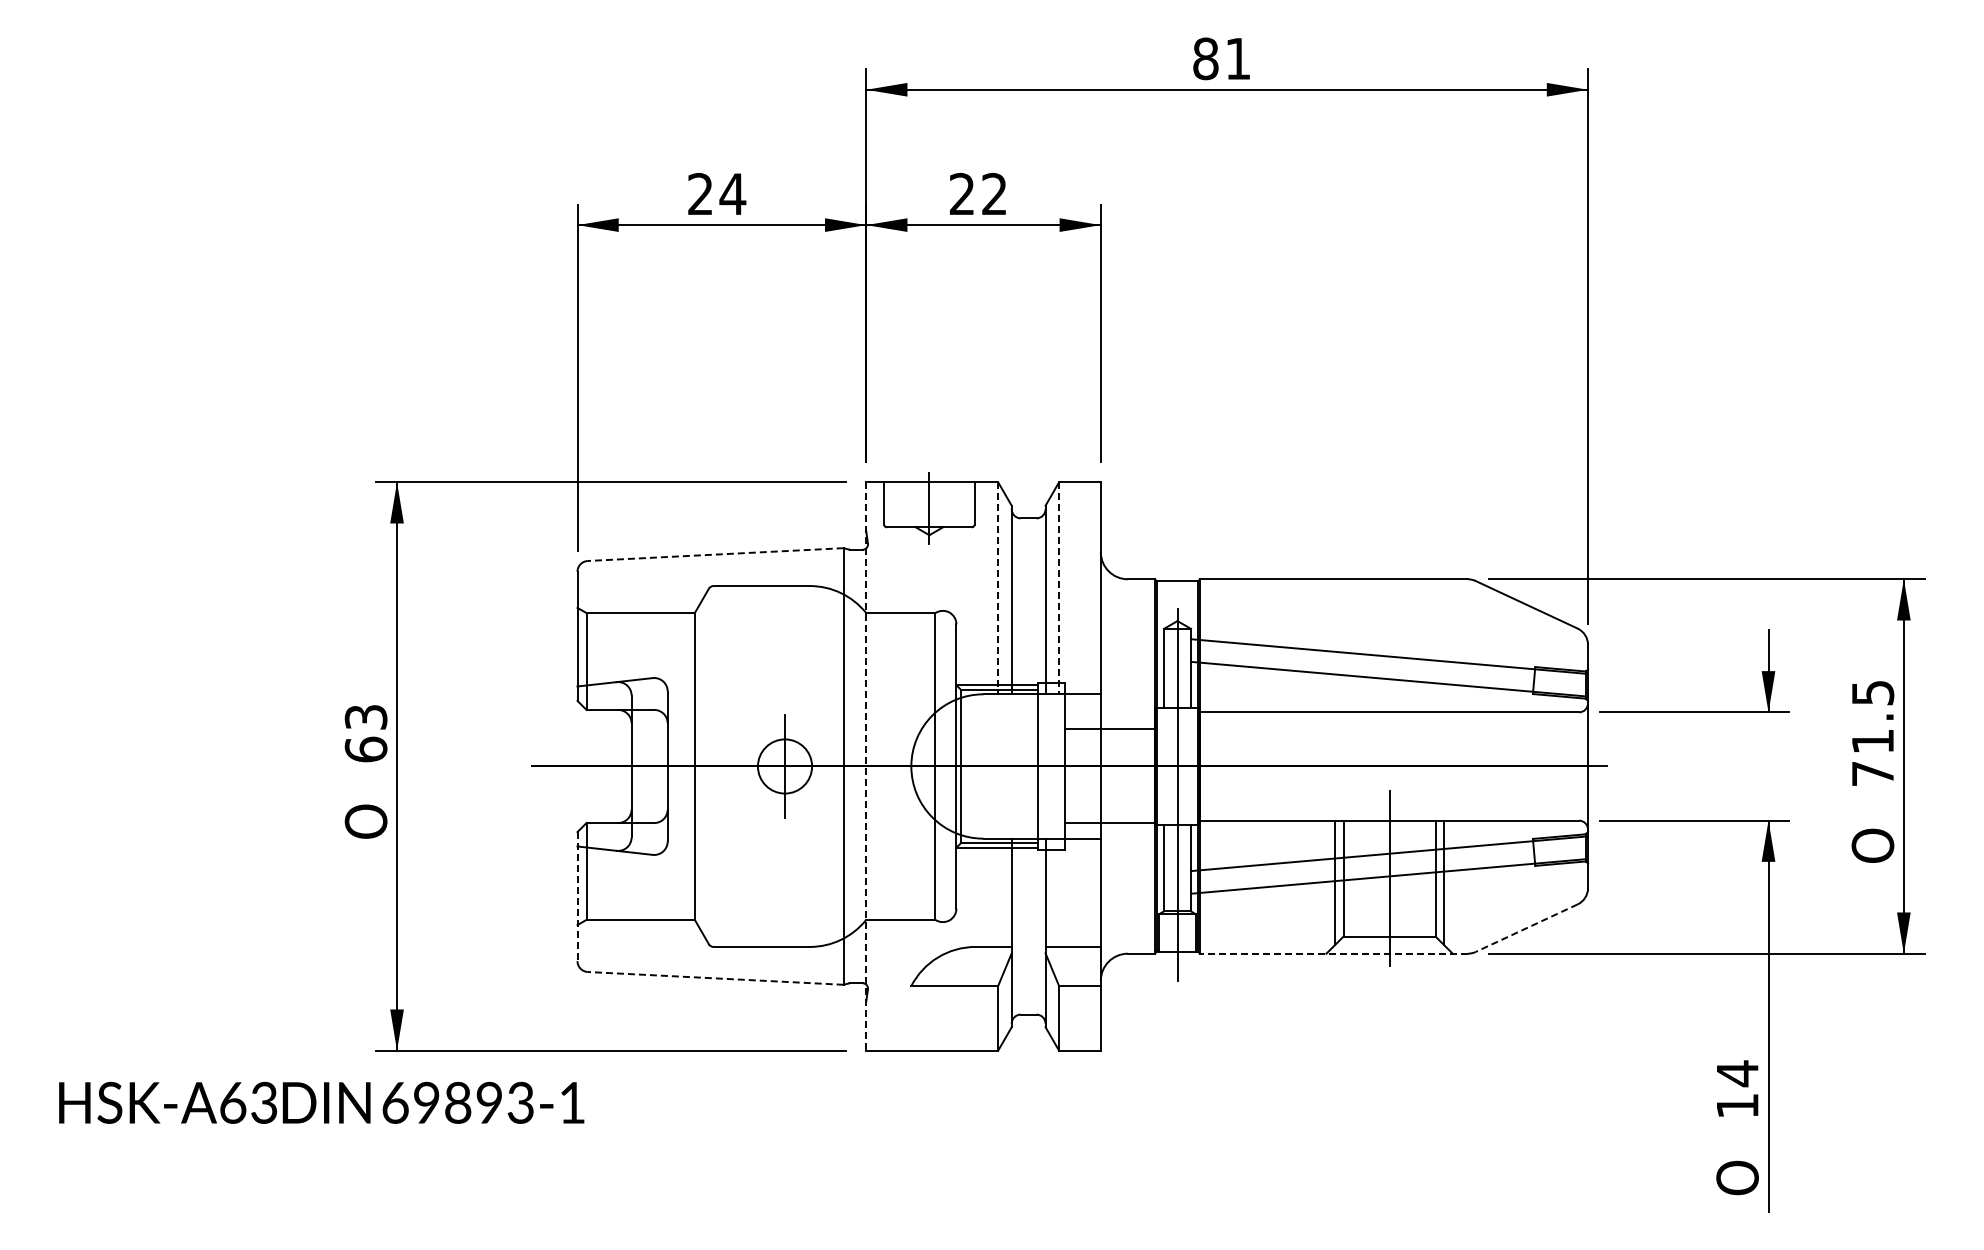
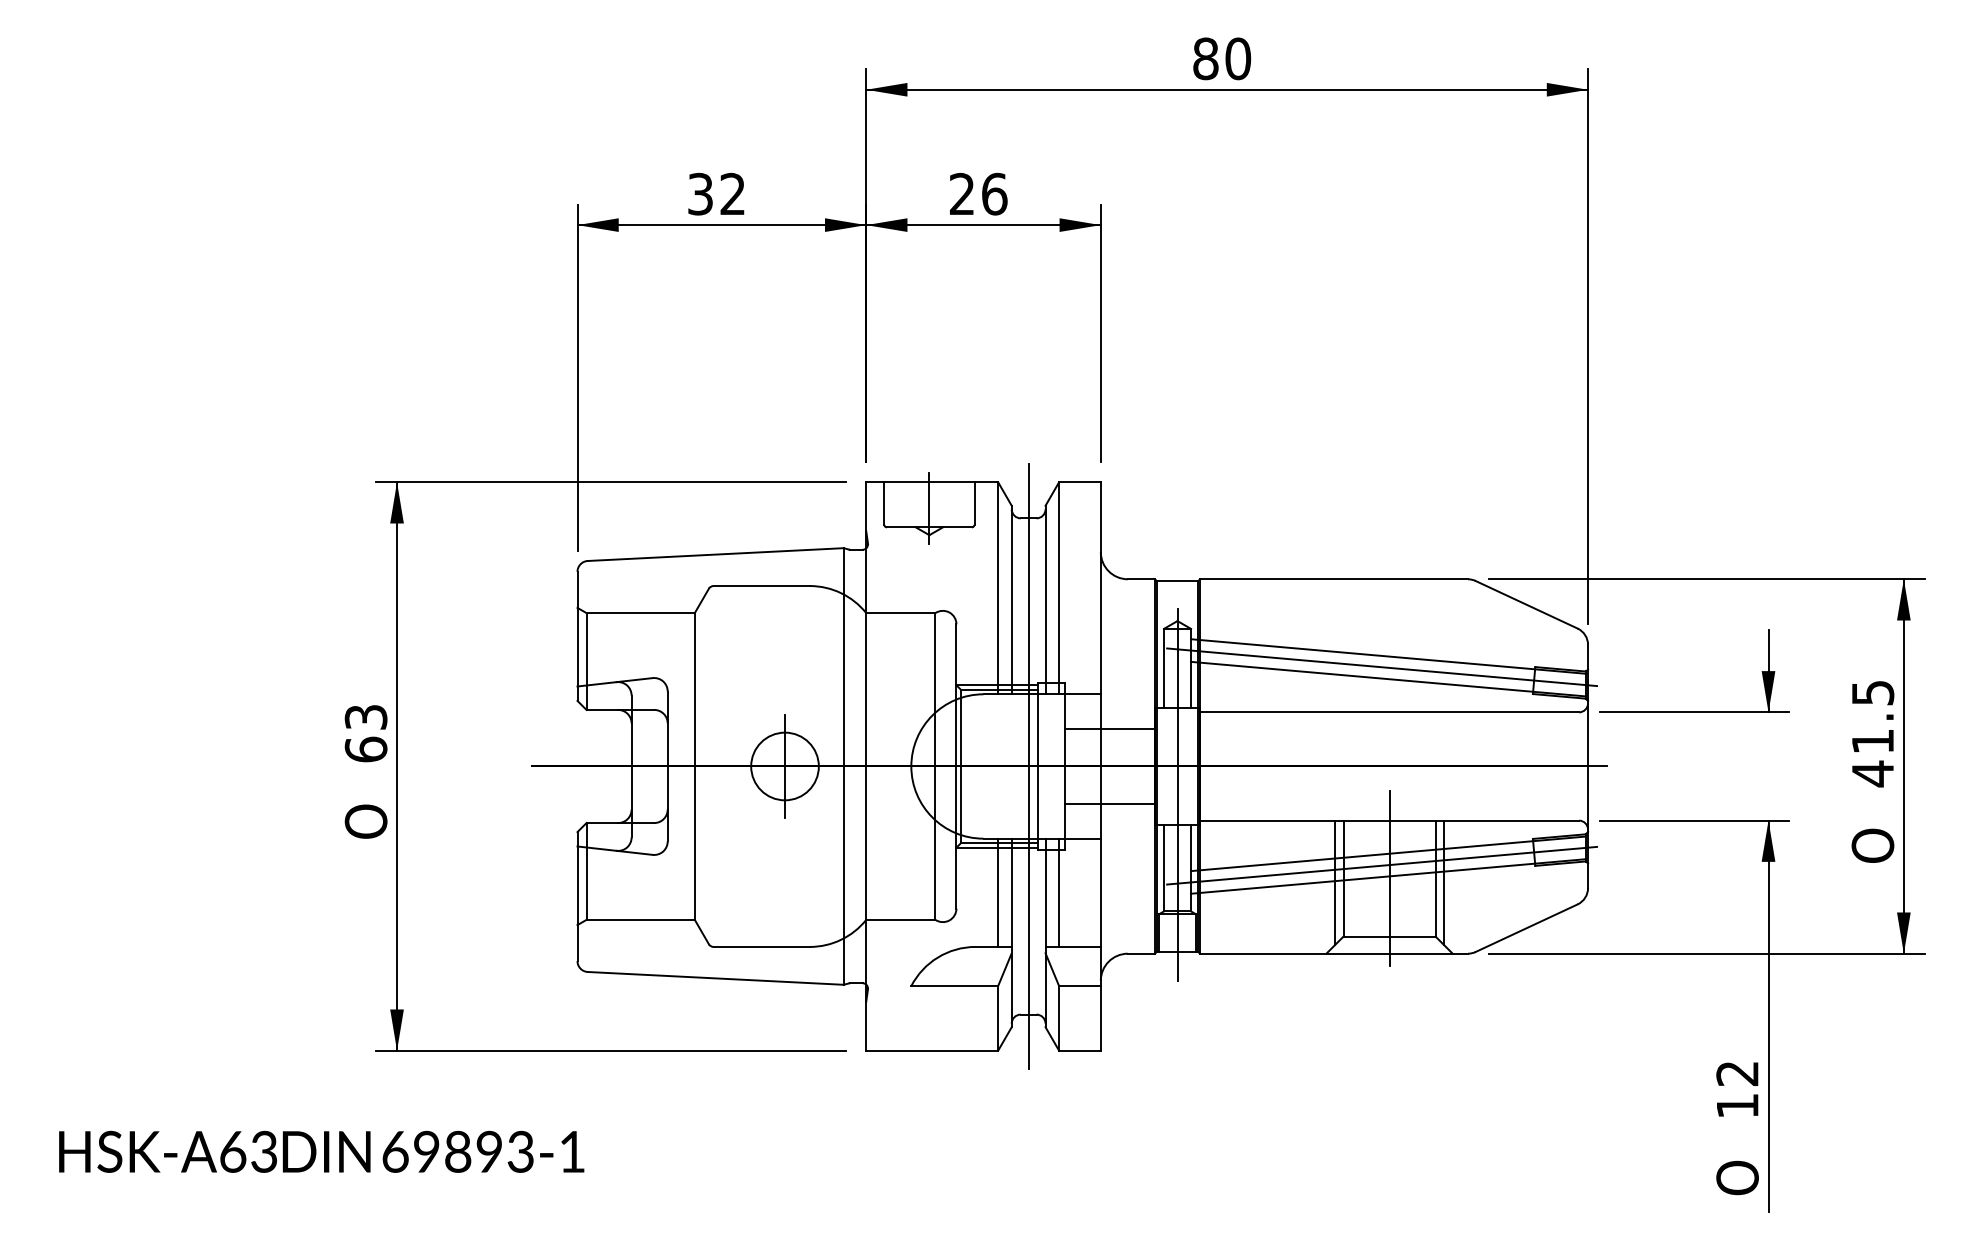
text: 81 -> 80 (1238, 58)
text: 24 -> 32 (717, 193)
text: 22 -> 26 (994, 193)
line: dashed -> solid (715, 554)
line: dashed -> solid (998, 588)
line: dashed -> solid (1059, 588)
line: none -> present (1382, 667)
circle diameter: 54 px -> 68 px (784, 766)
line: dashed -> solid (866, 766)
line: none -> present (1028, 766)
text: 71.5 -> 41.5 (1872, 773)
line position: (1109, 823) -> (1109, 804) (1109, 804)
line: none -> present (1382, 865)
line: none -> present (998, 892)
line: none -> present (1059, 892)
line: dashed -> solid (577, 896)
line: dashed -> solid (1526, 928)
line: dashed -> solid (1334, 953)
line: dashed -> solid (715, 978)
text: 14 -> 12 (1737, 1073)
text position: (321, 1102) -> (321, 1151) (321, 1151)
